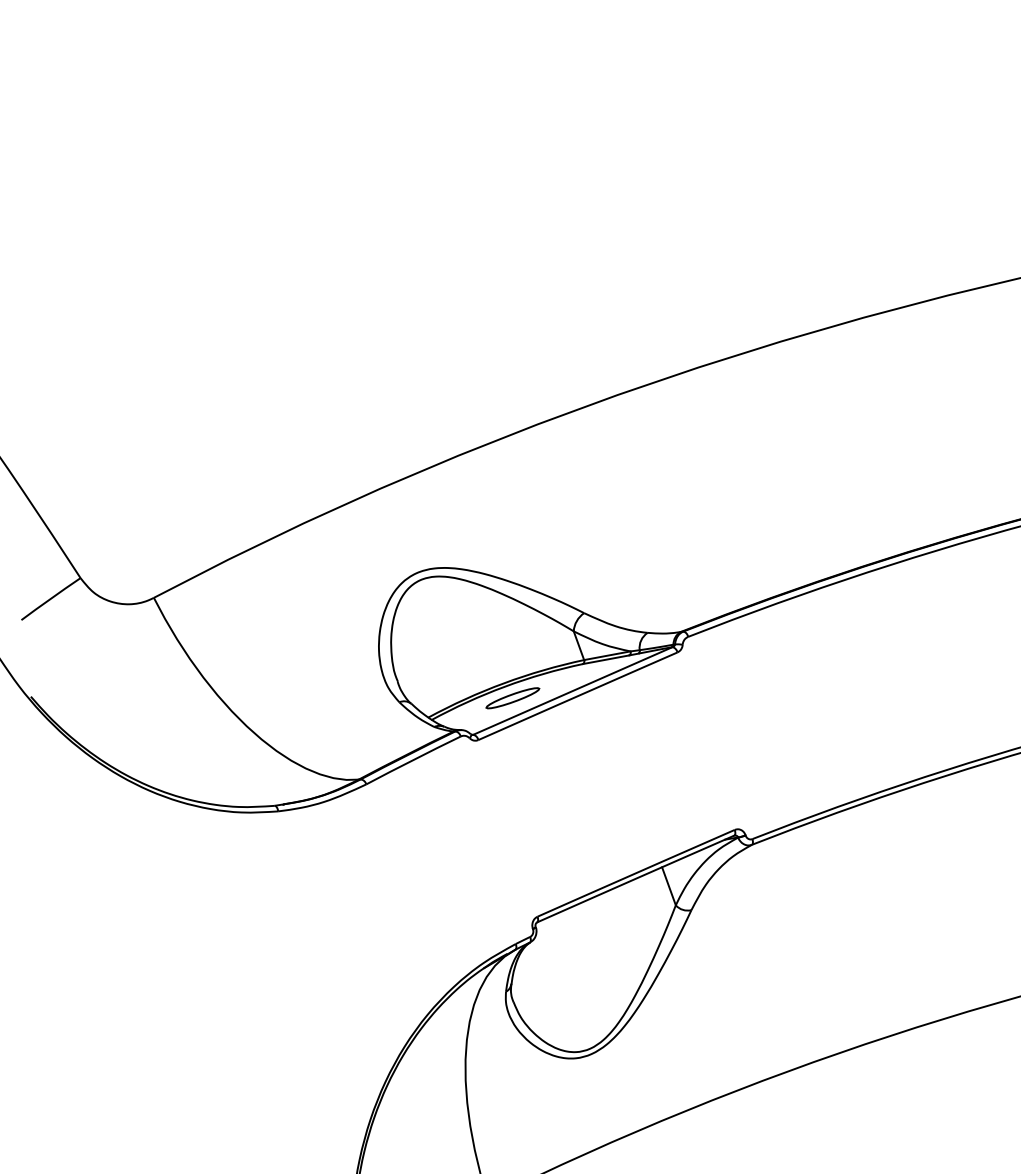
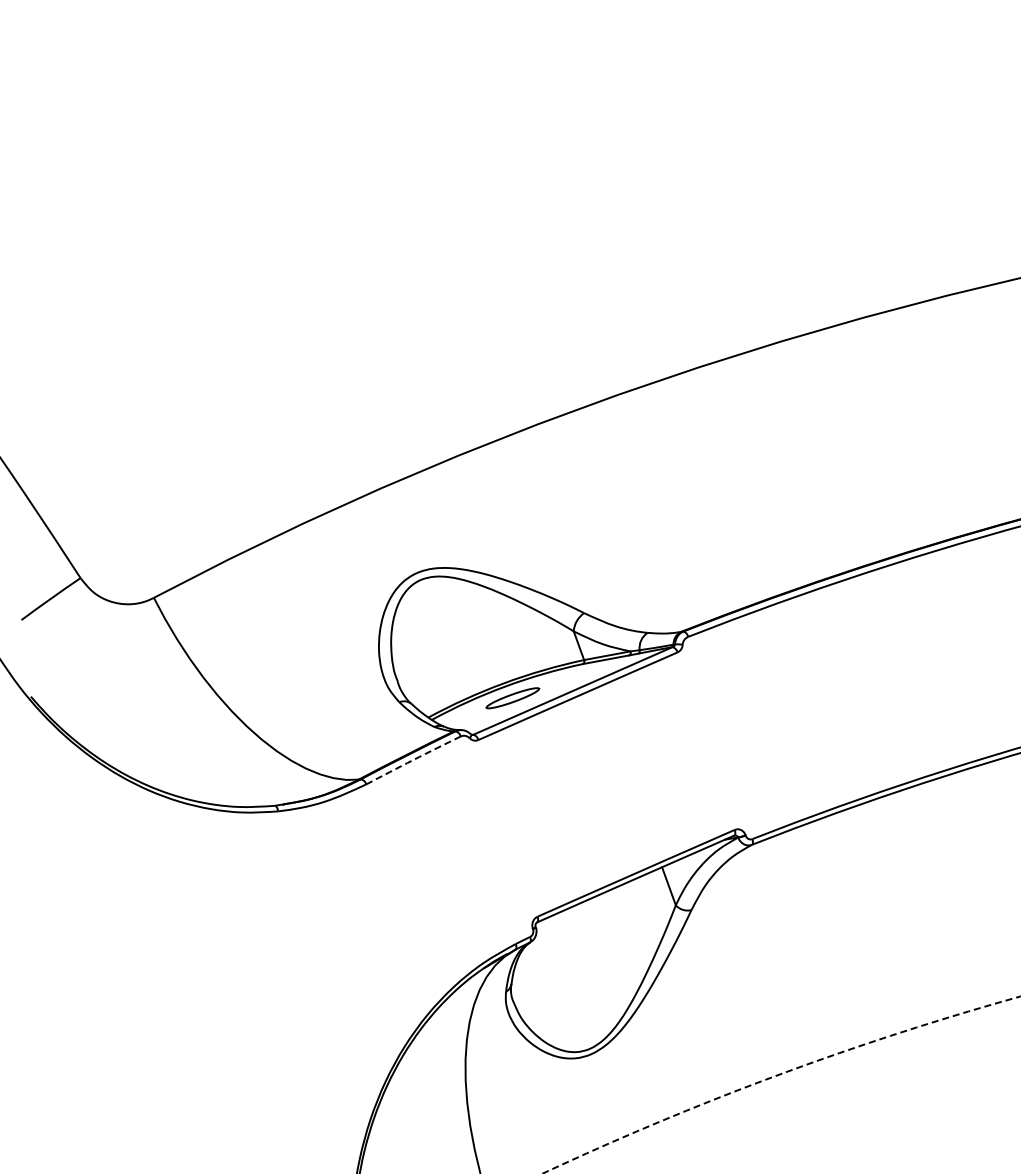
arc: solid -> dashed (413, 760)
arc: solid -> dashed (777, 1075)
